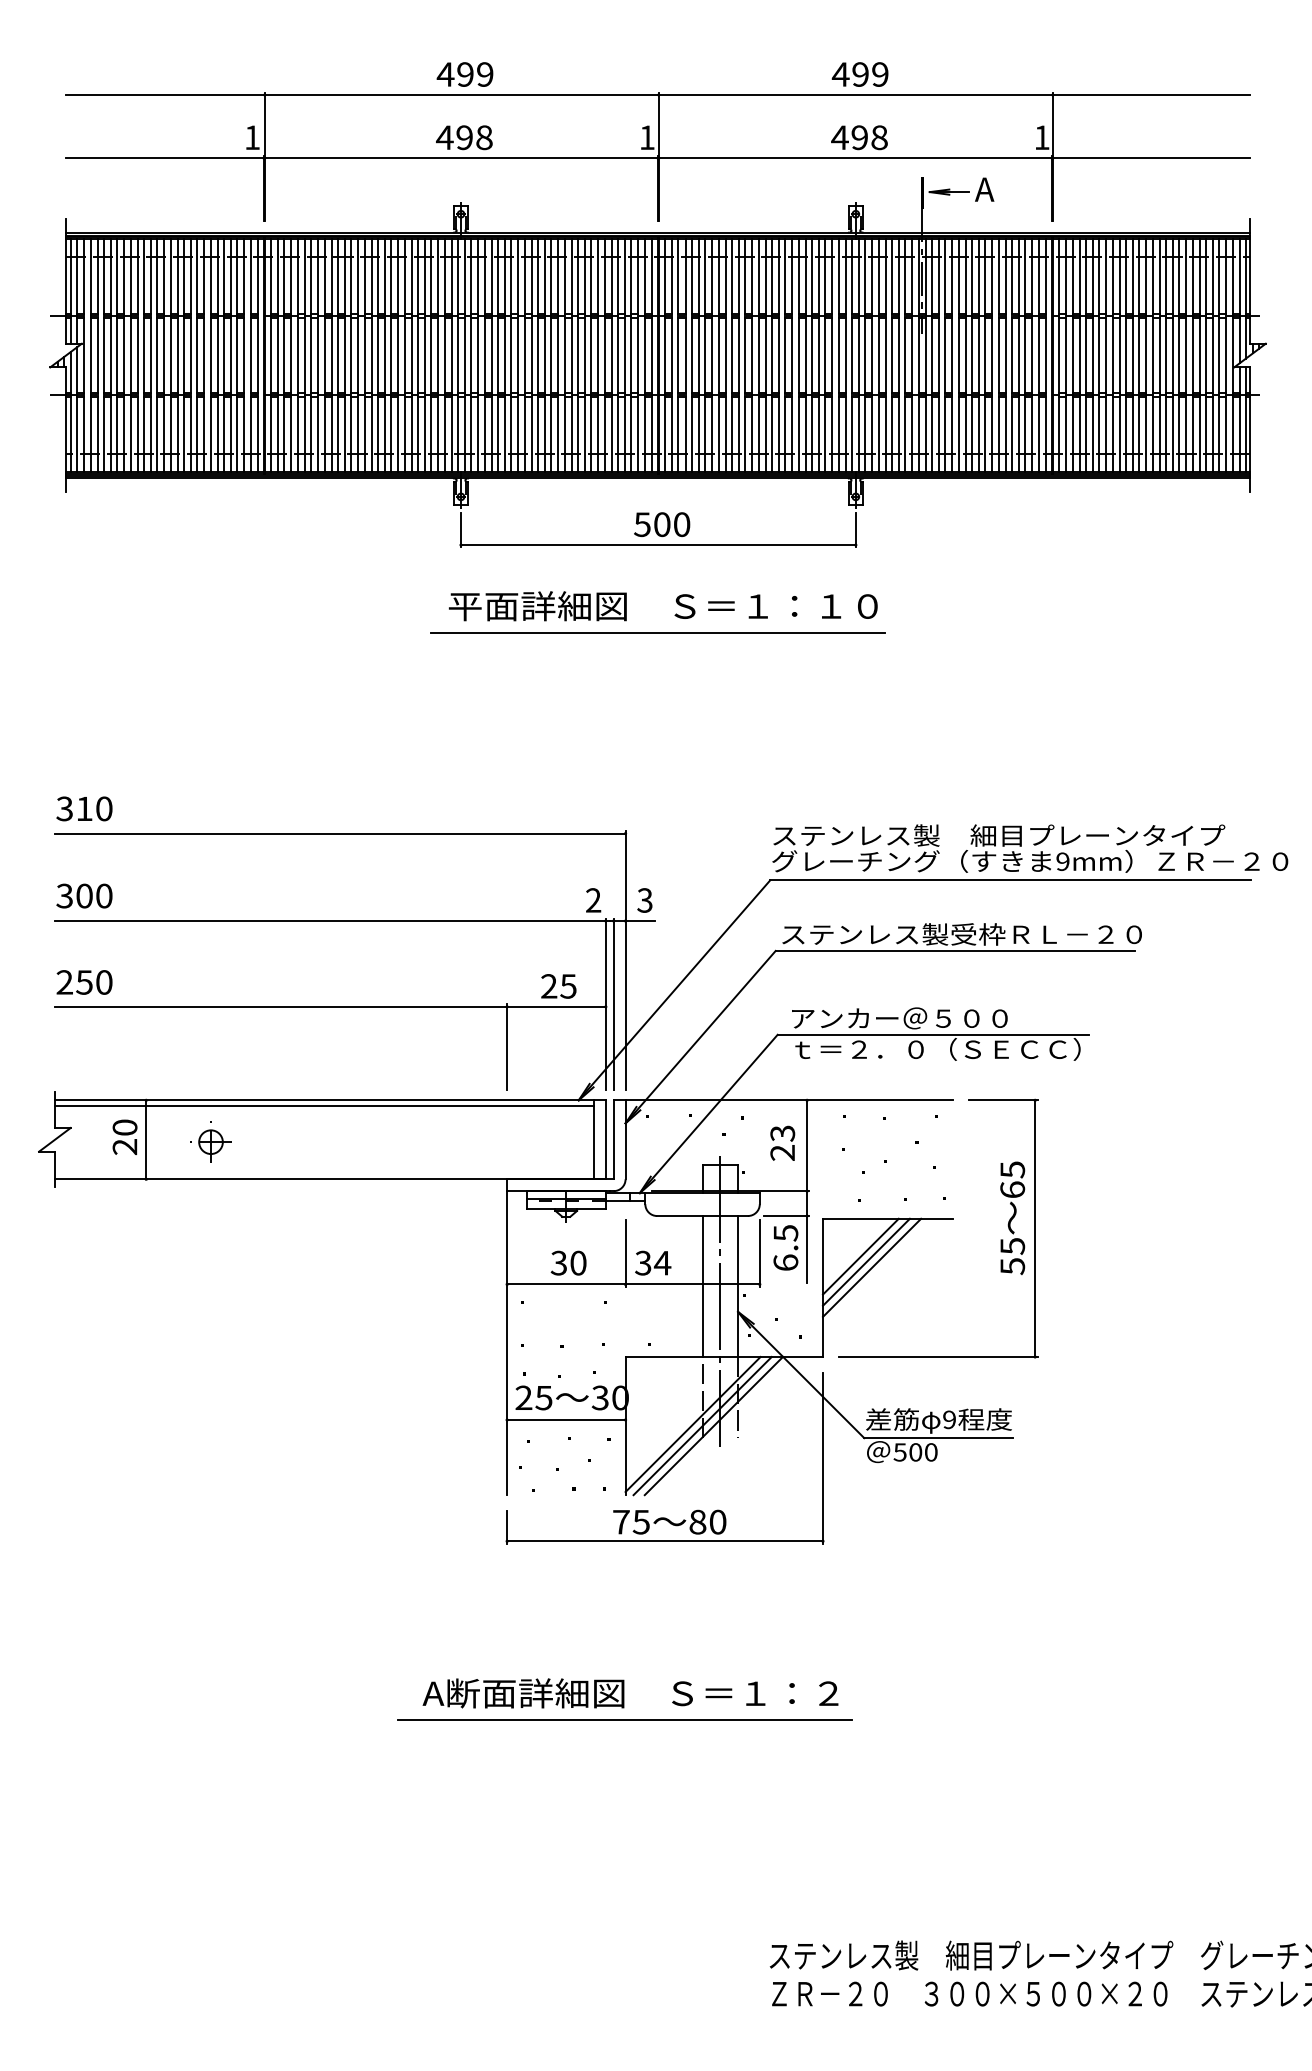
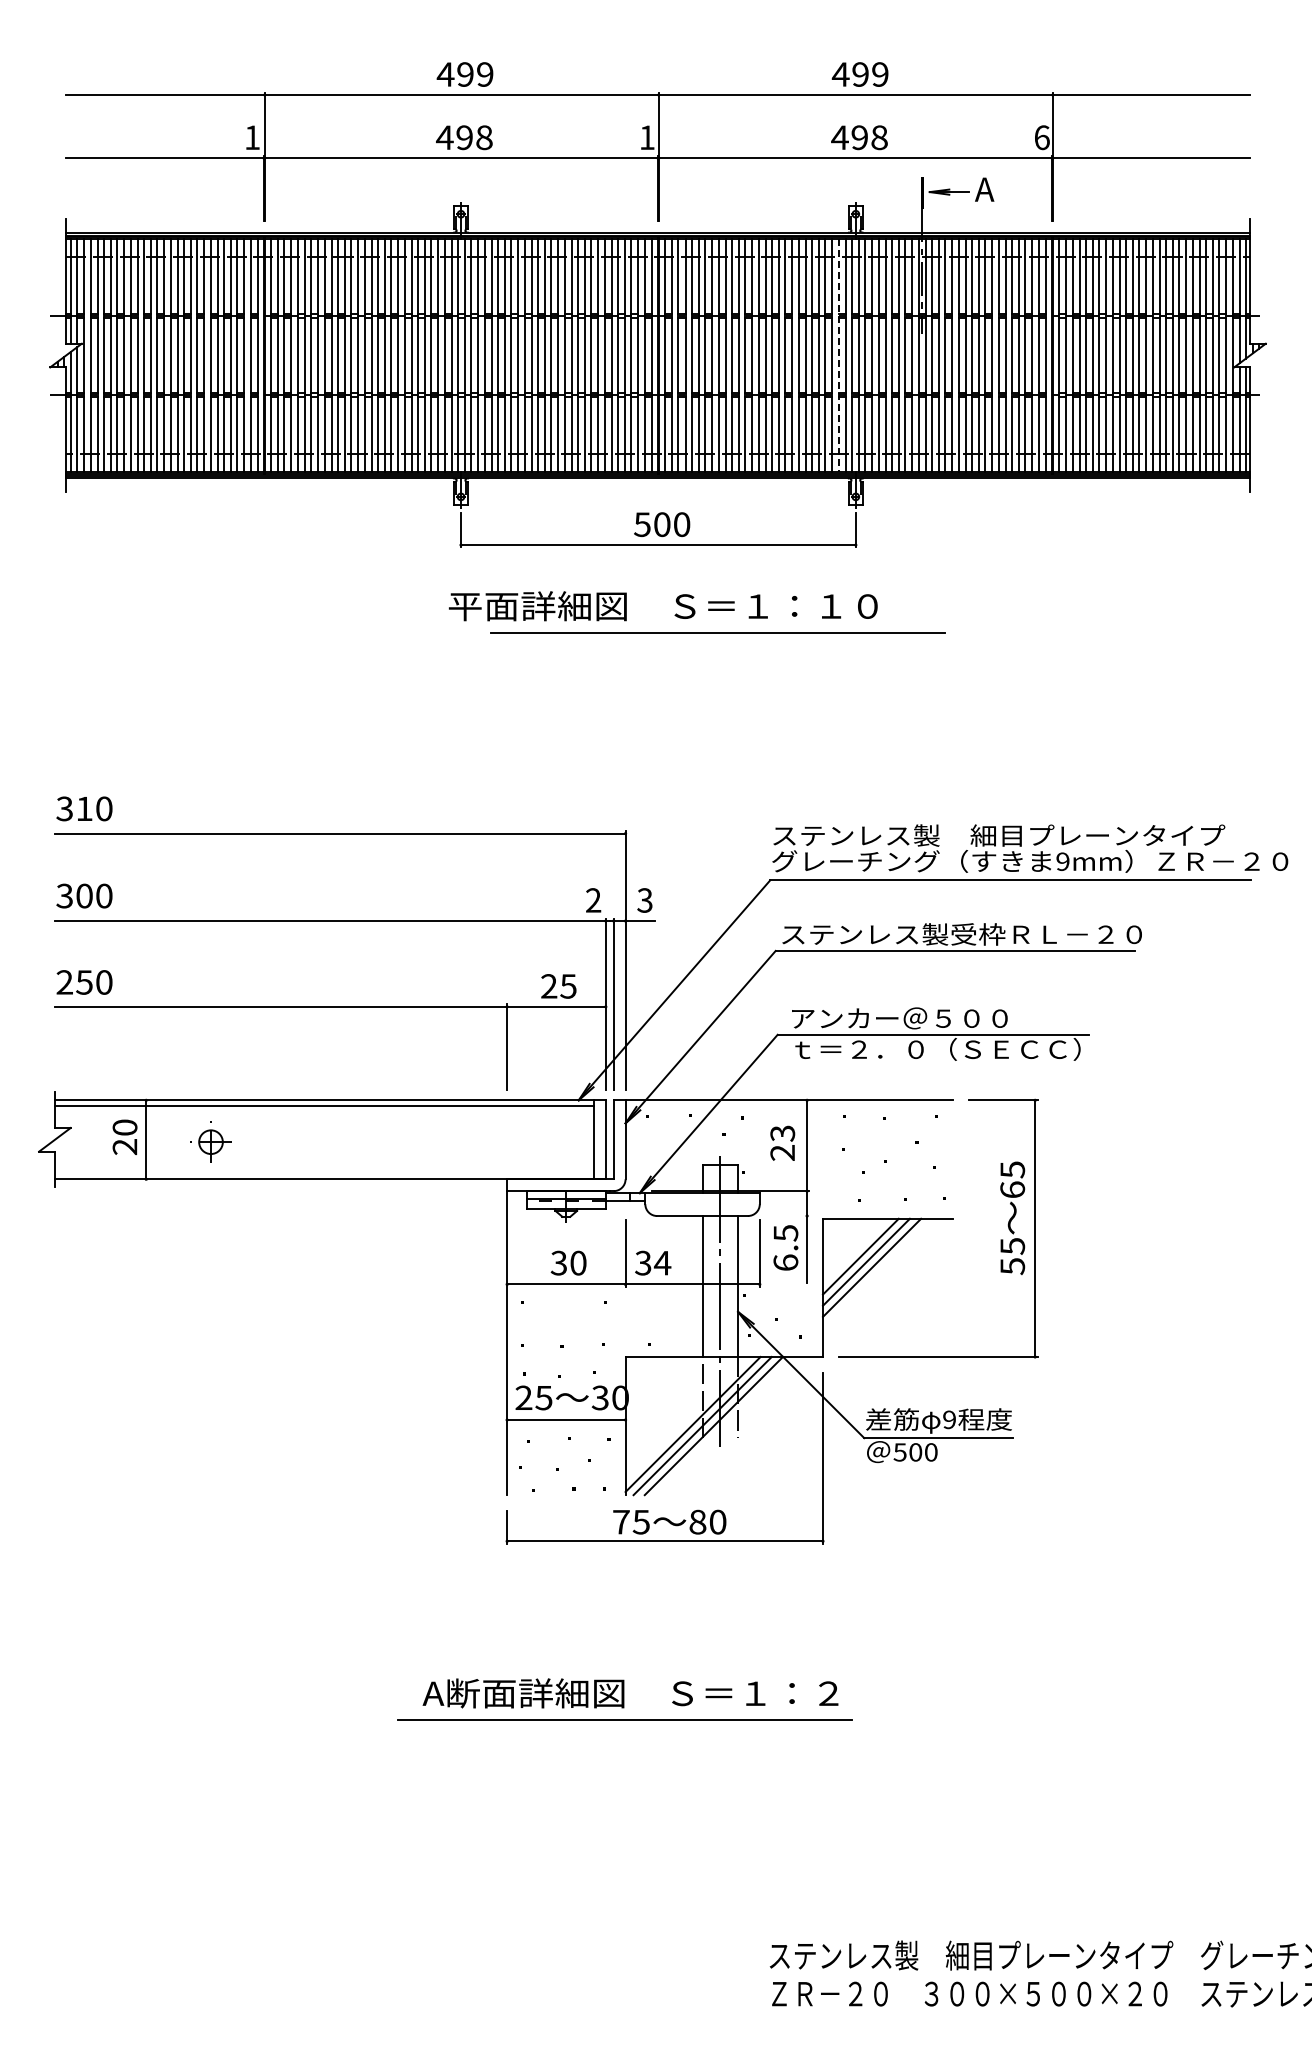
text: 1 -> 6 (1042, 137)
line: solid -> dashed (838, 356)
line position: (657, 632) -> (717, 632) (717, 632)
line: present -> none (786, 1216)
